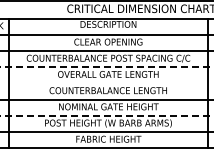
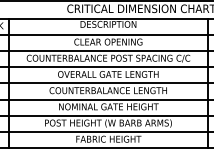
line: dashed -> solid (106, 67)
line: none -> present (106, 83)
line: dashed -> solid (106, 115)
